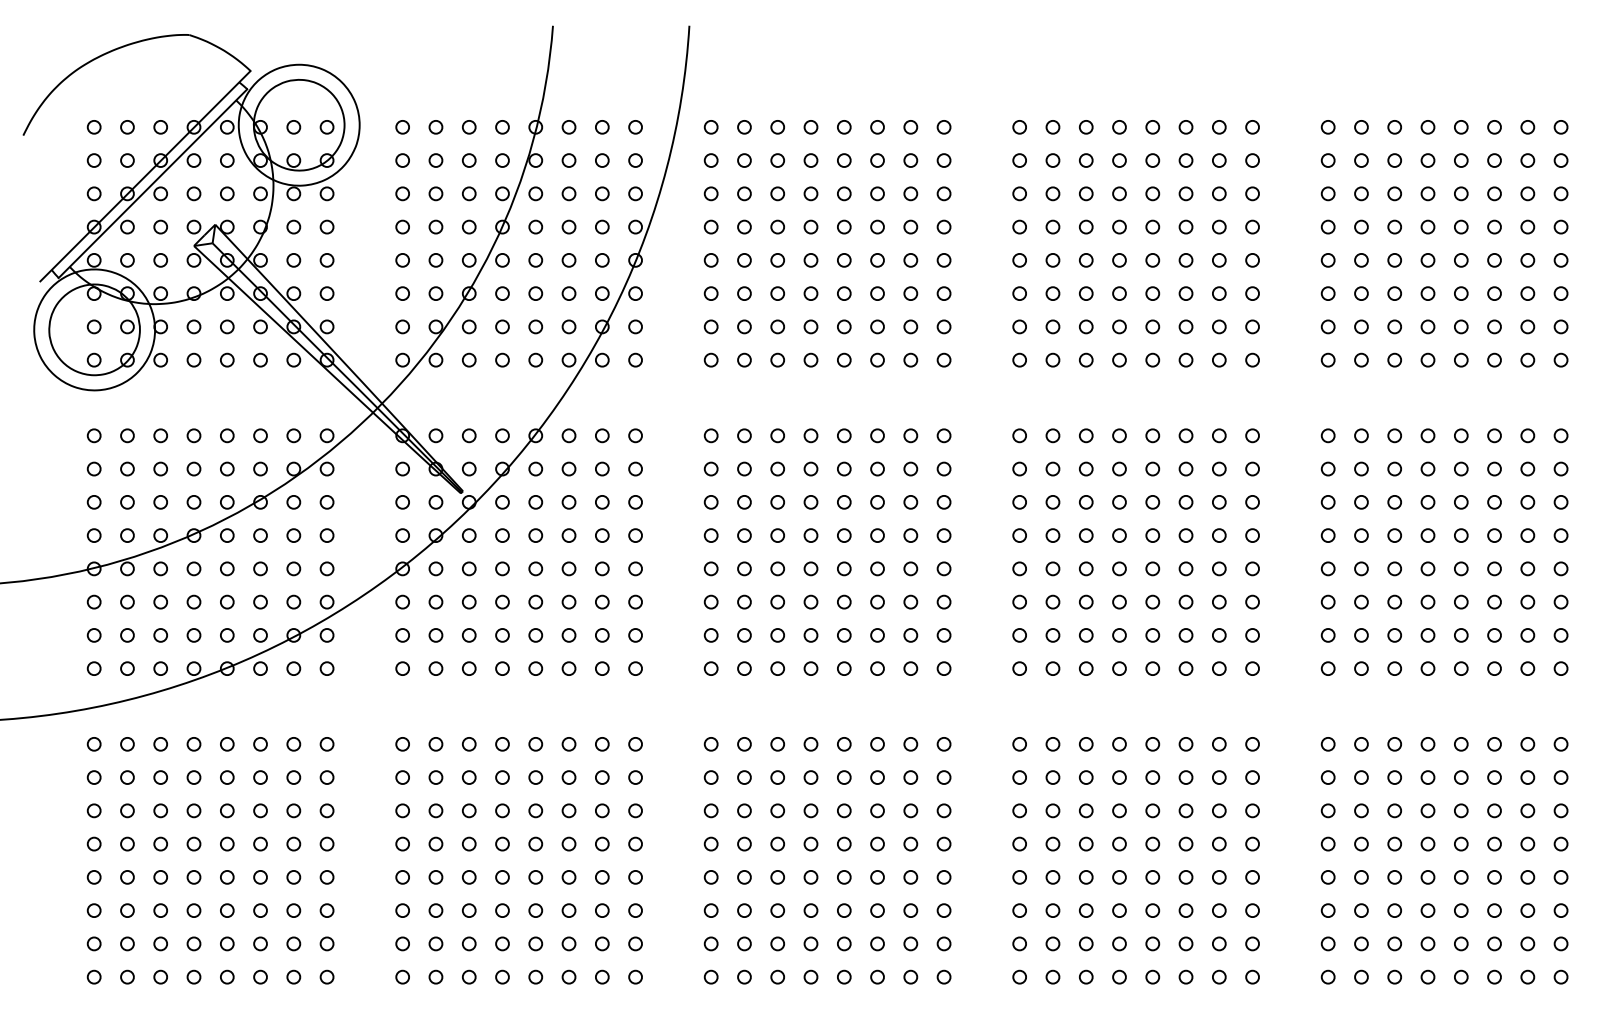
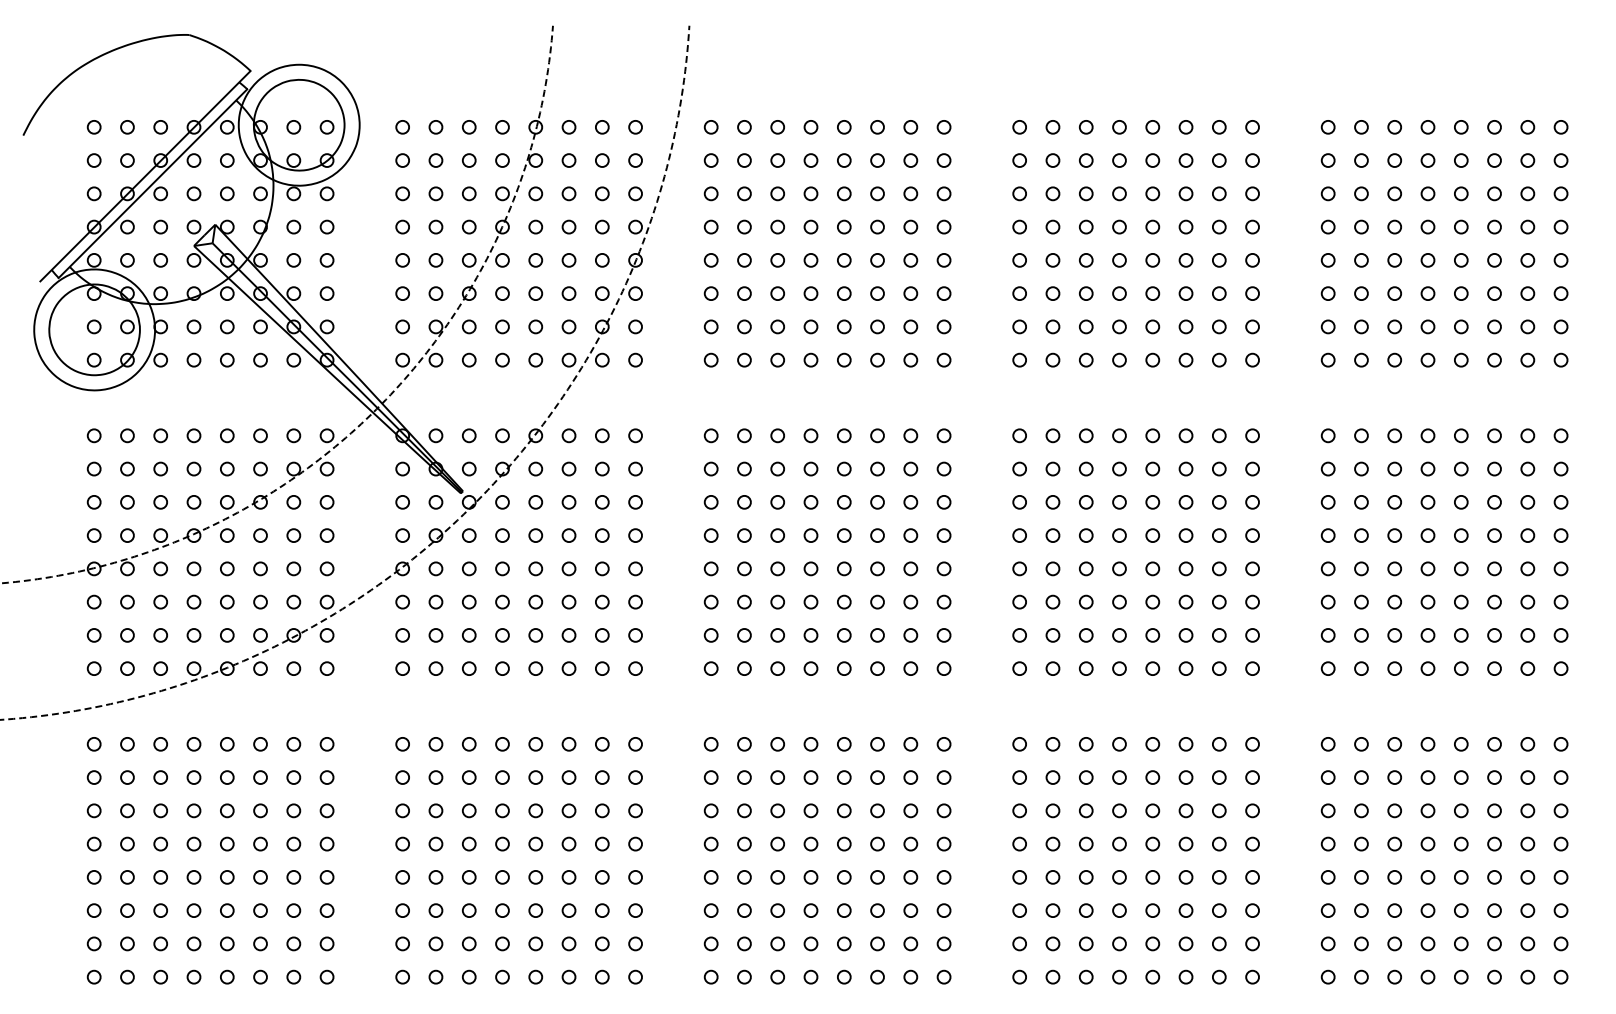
arc: solid -> dashed (379, 406)
arc: solid -> dashed (475, 502)
